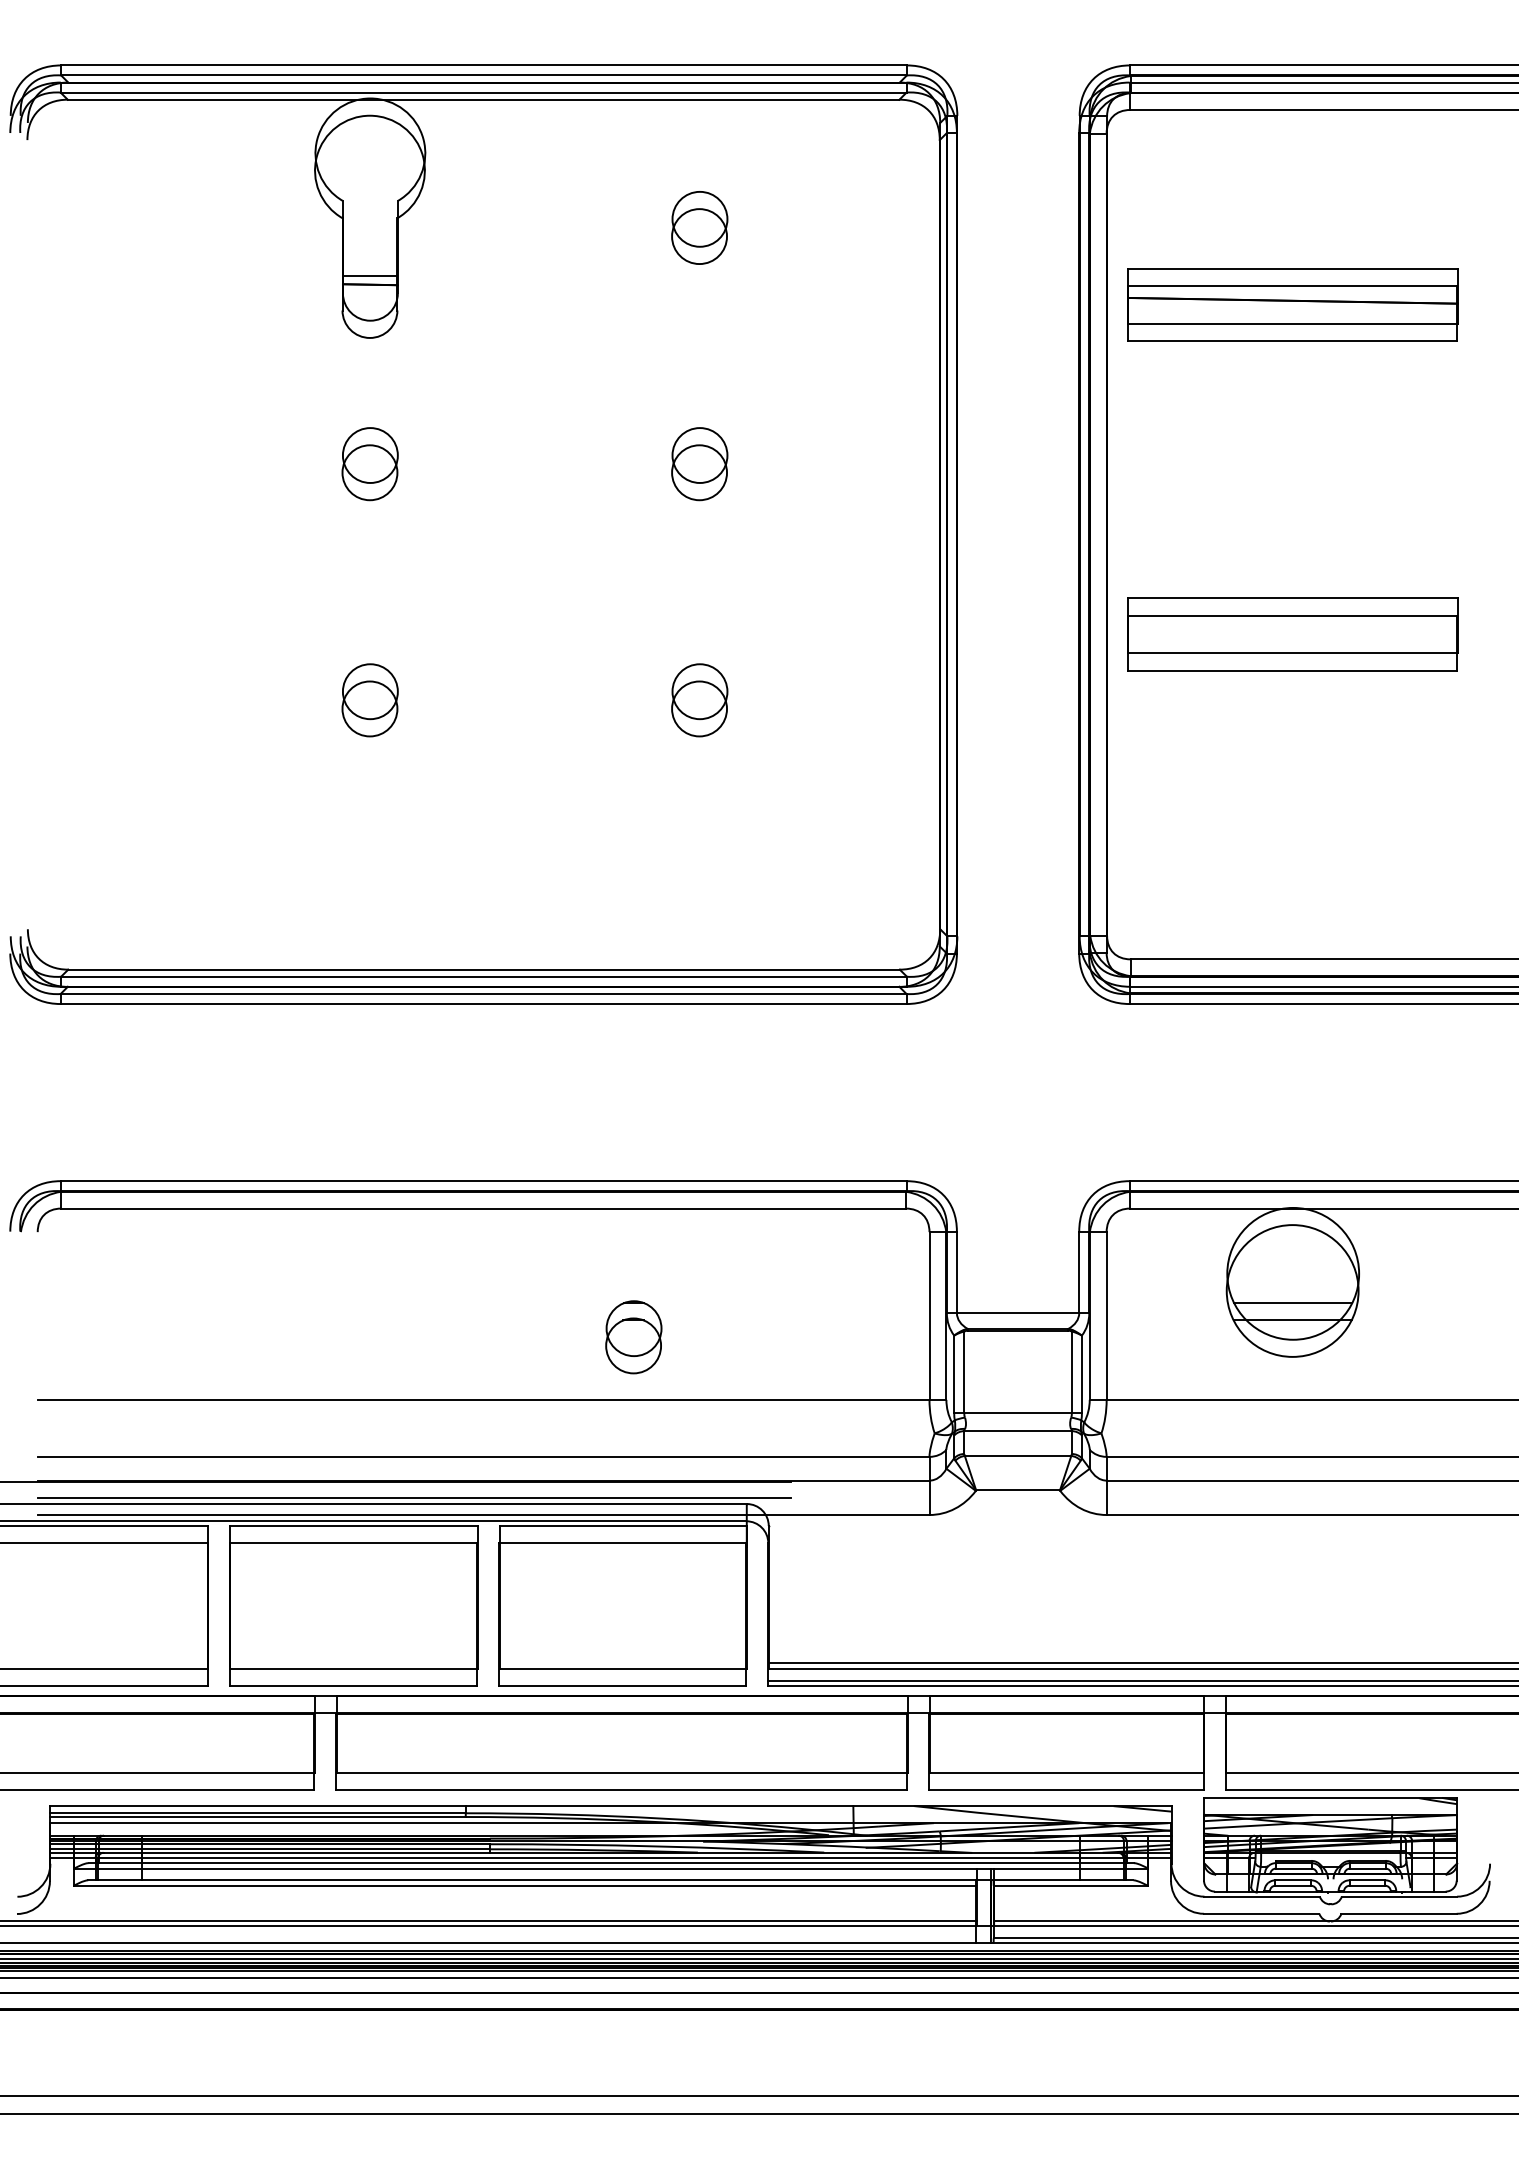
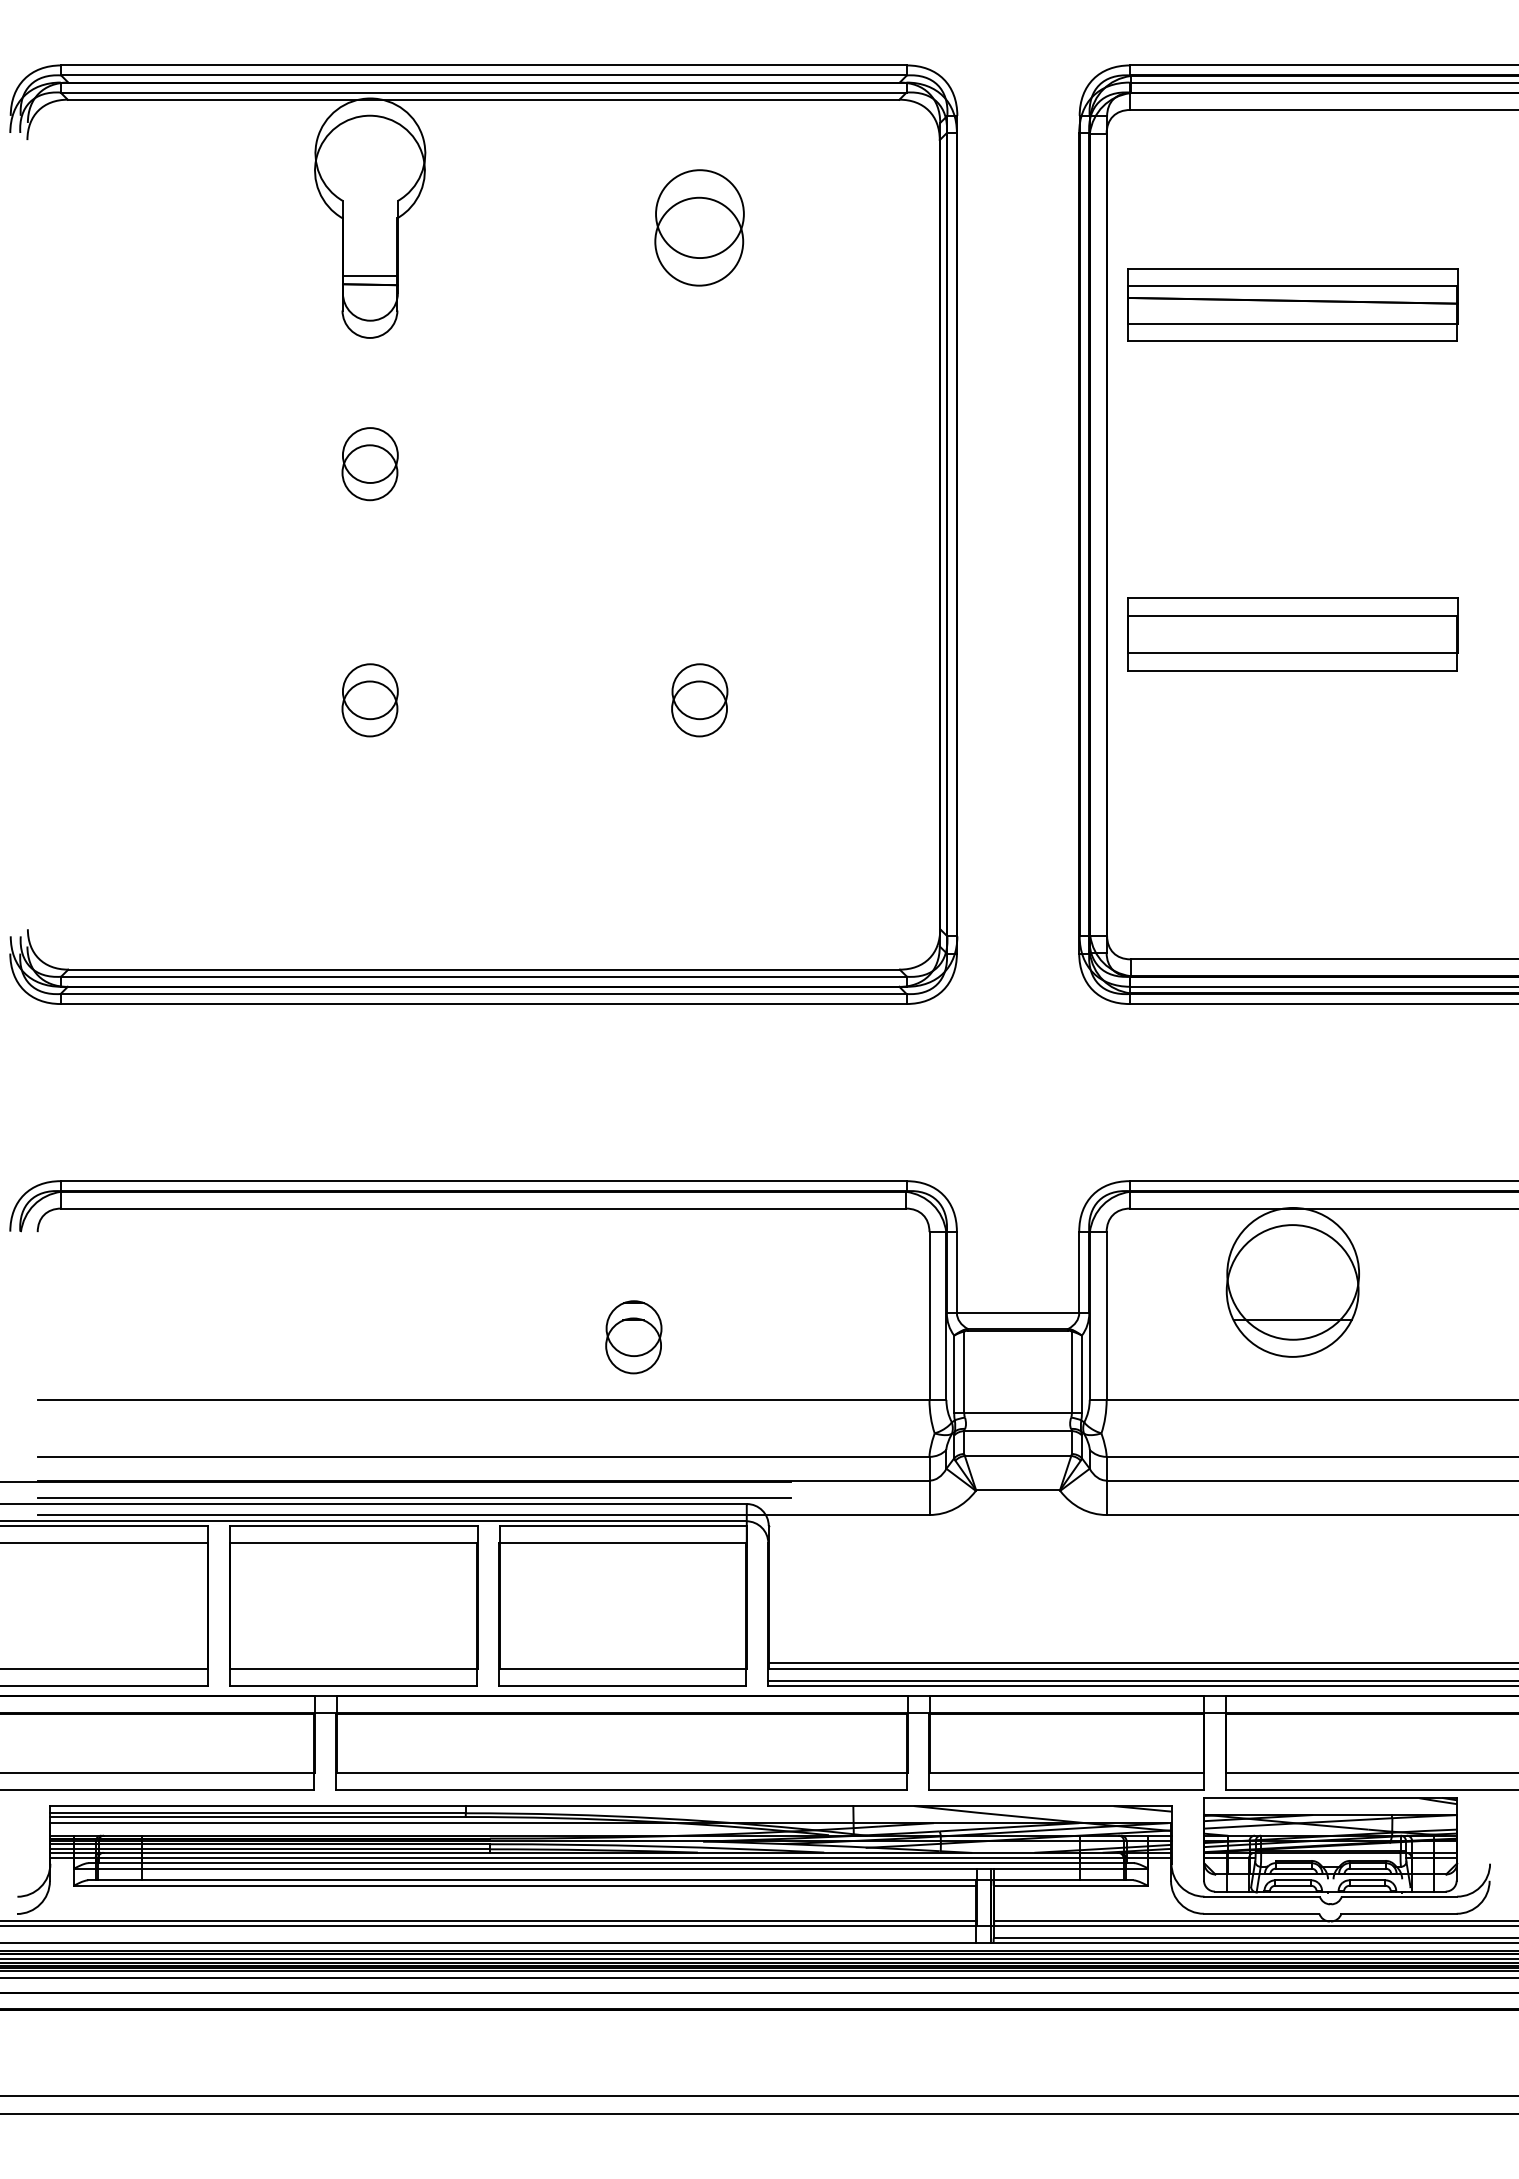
part size: 58x74 px -> 91x118 px (699, 227)
part: present -> none (699, 464)
line: present -> none (1293, 1303)
